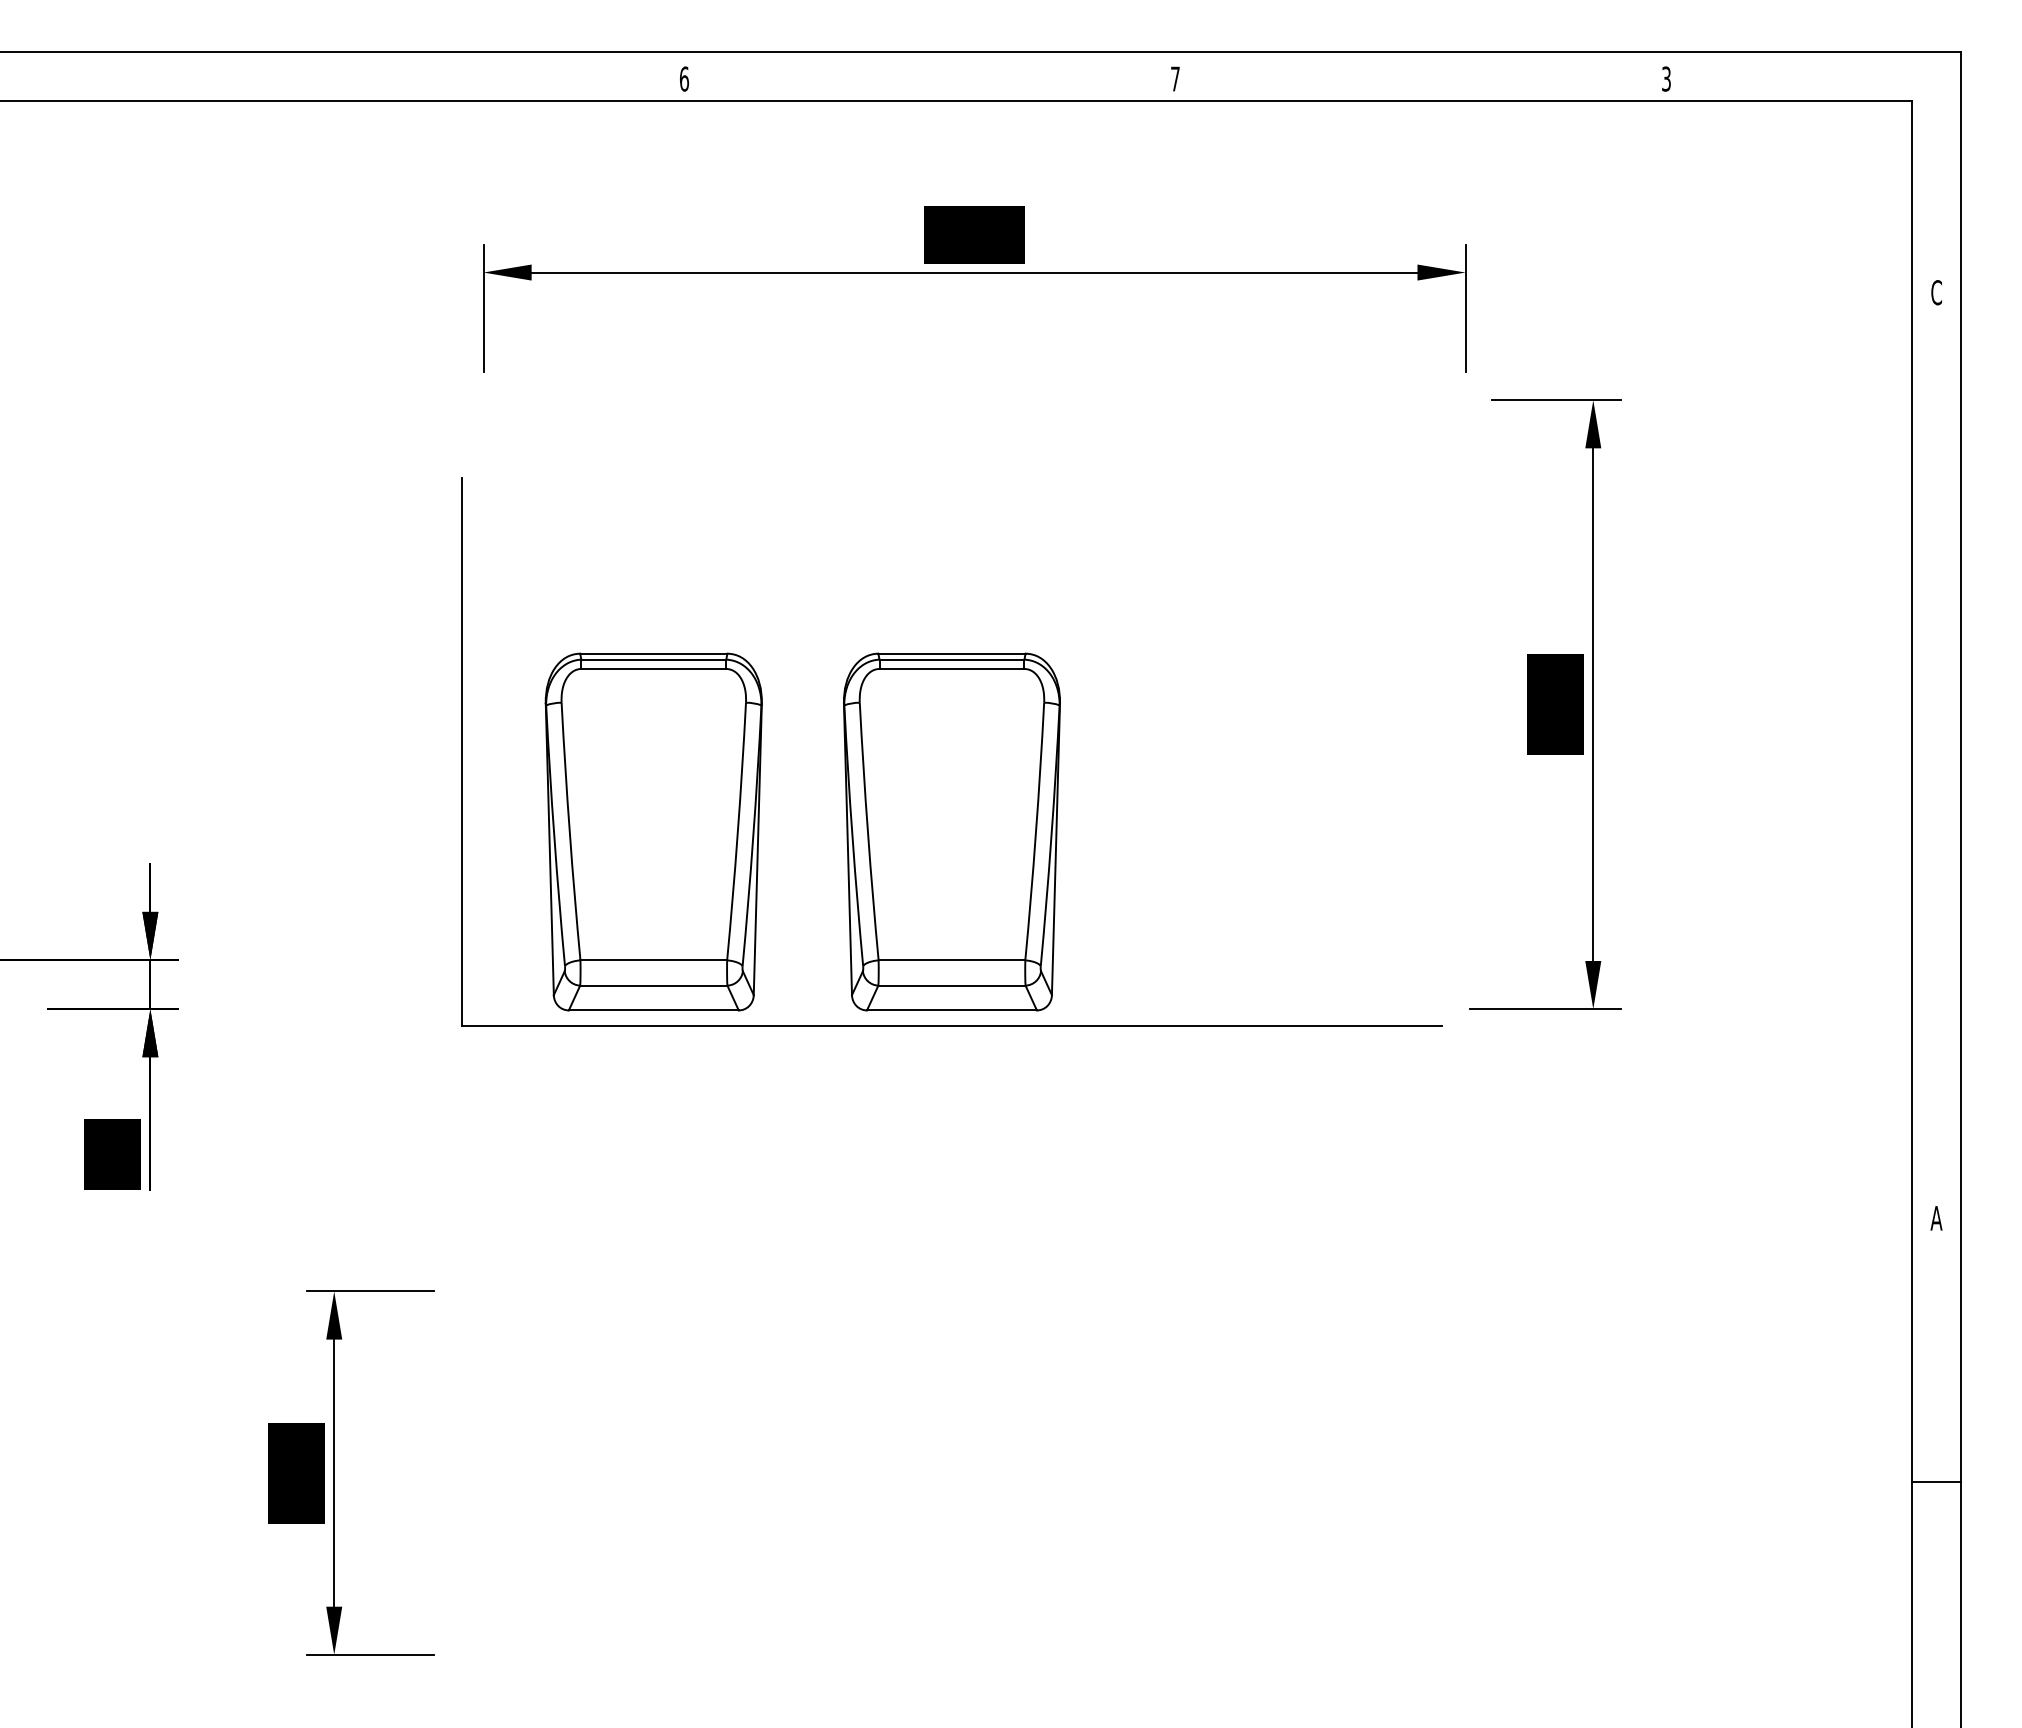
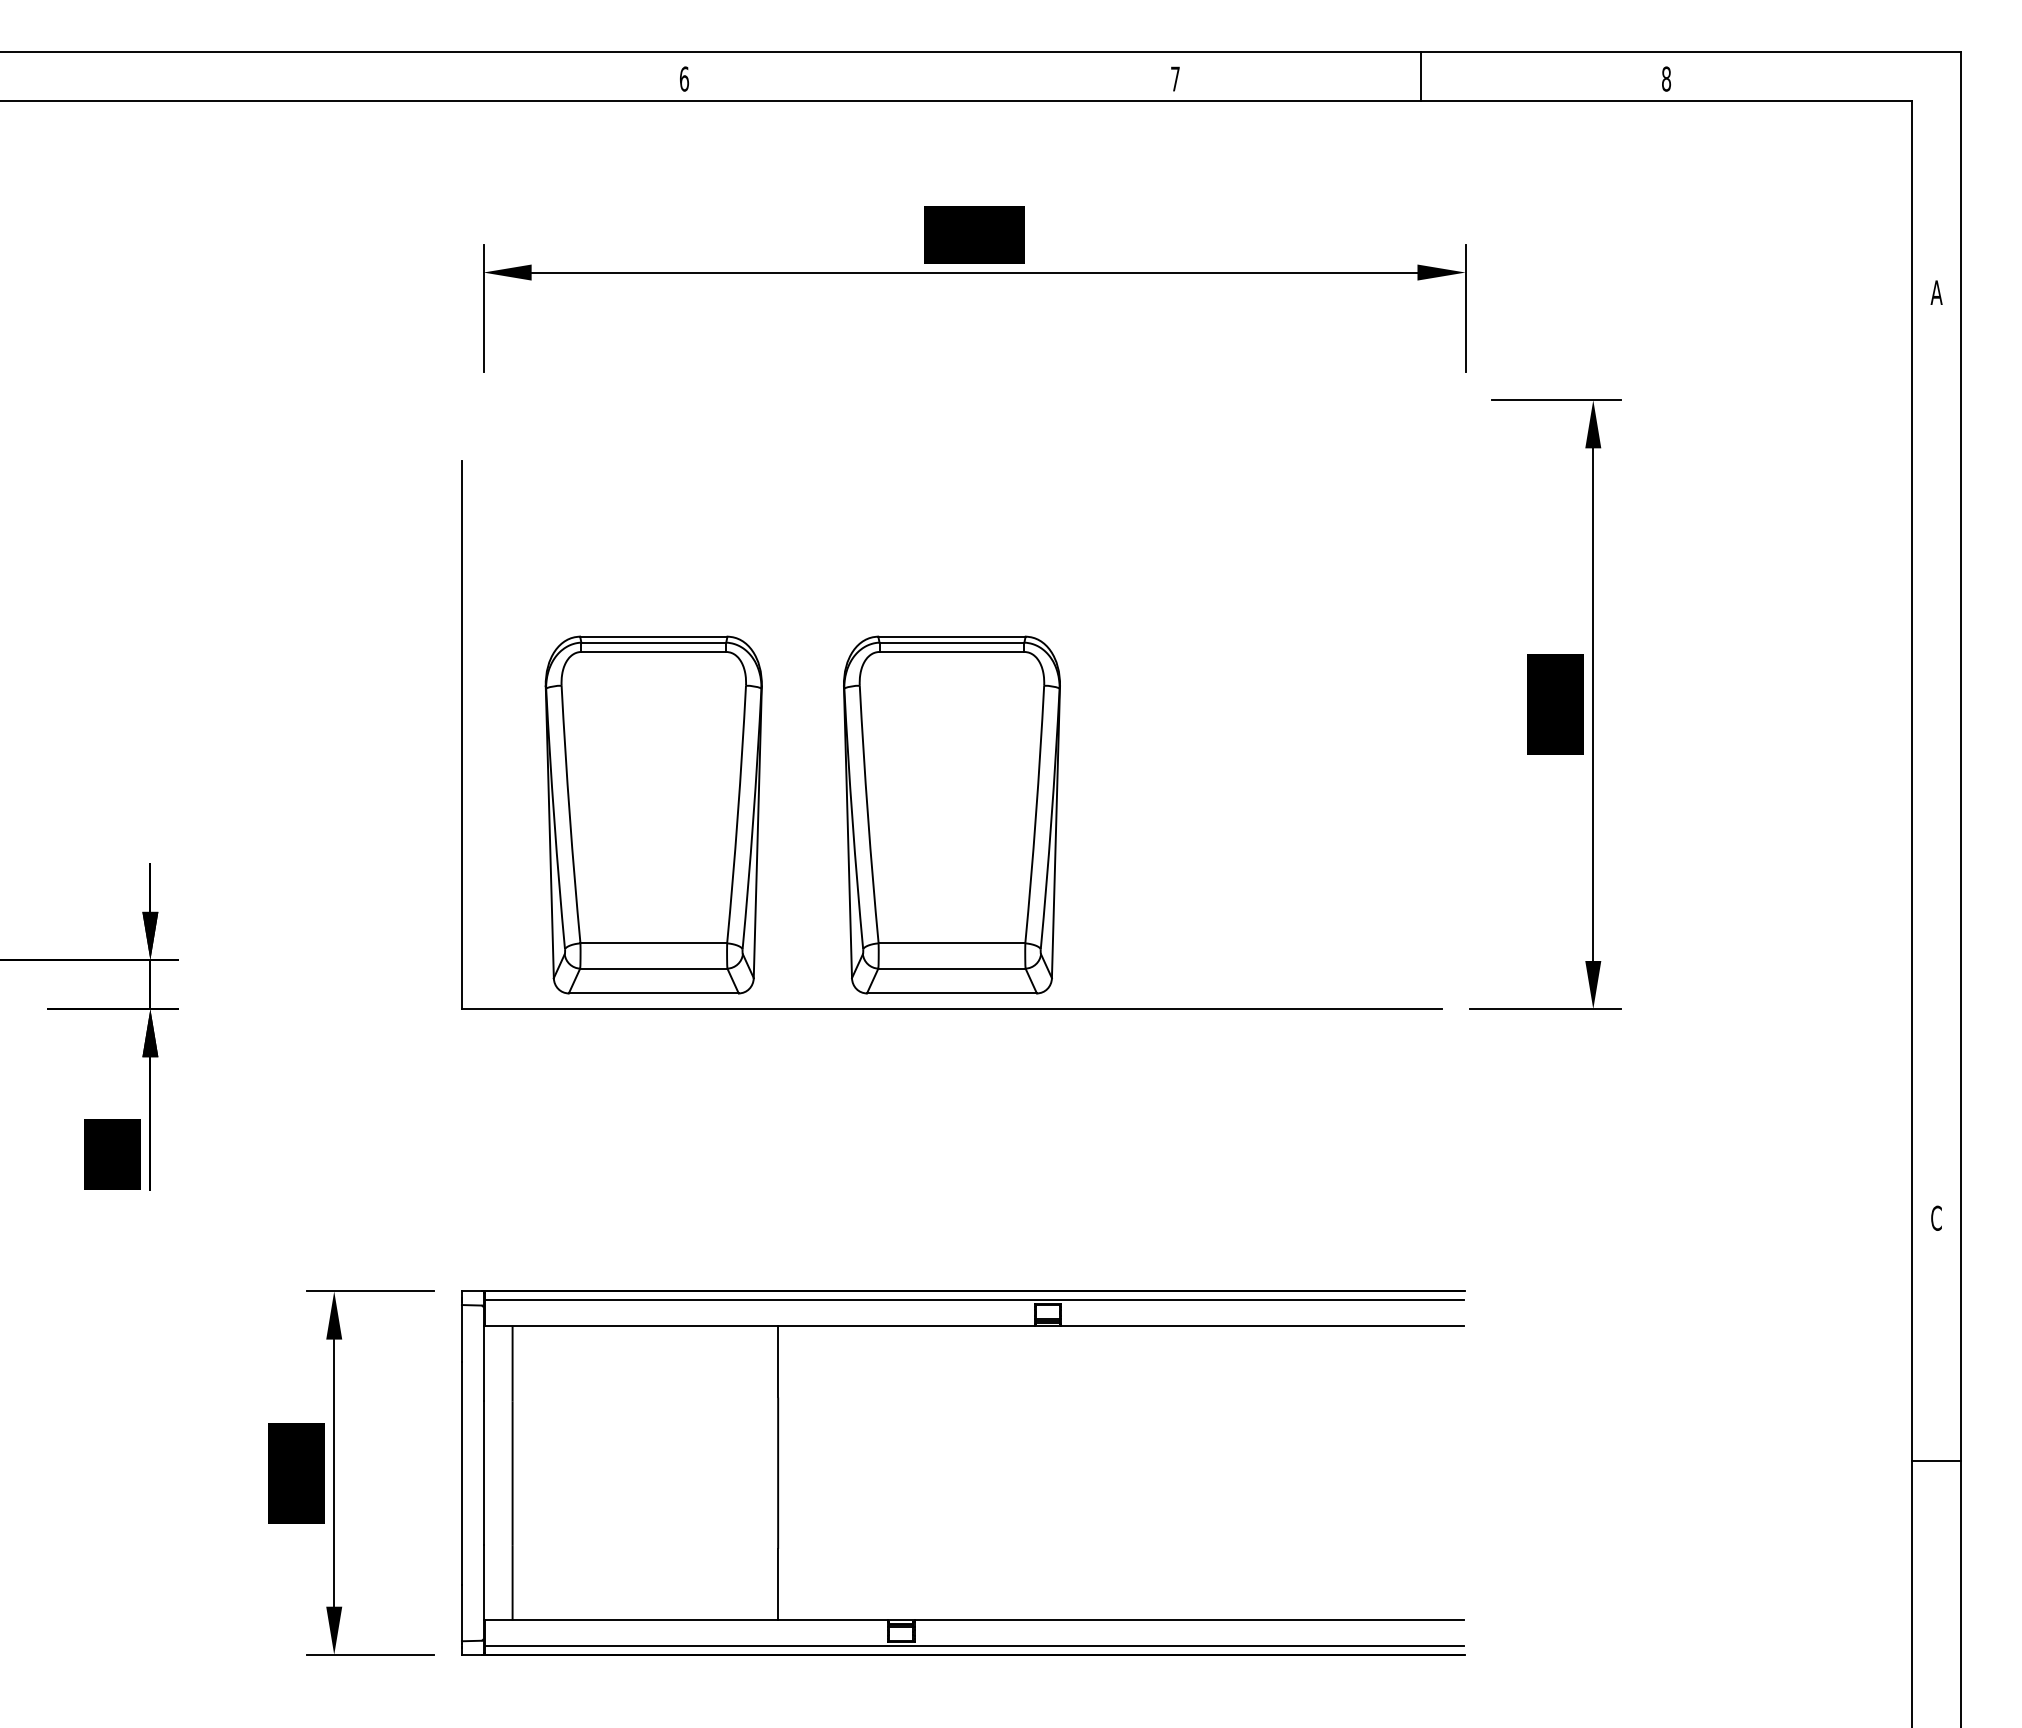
line: none -> present (1421, 75)
text: 3 -> 8 (1666, 78)
text: C -> A (1936, 292)
part position: (951, 751) -> (951, 734) (951, 734)
text: A -> C (1936, 1217)
part: none -> present (963, 1326)
line position: (1936, 1482) -> (1936, 1461) (1936, 1461)
